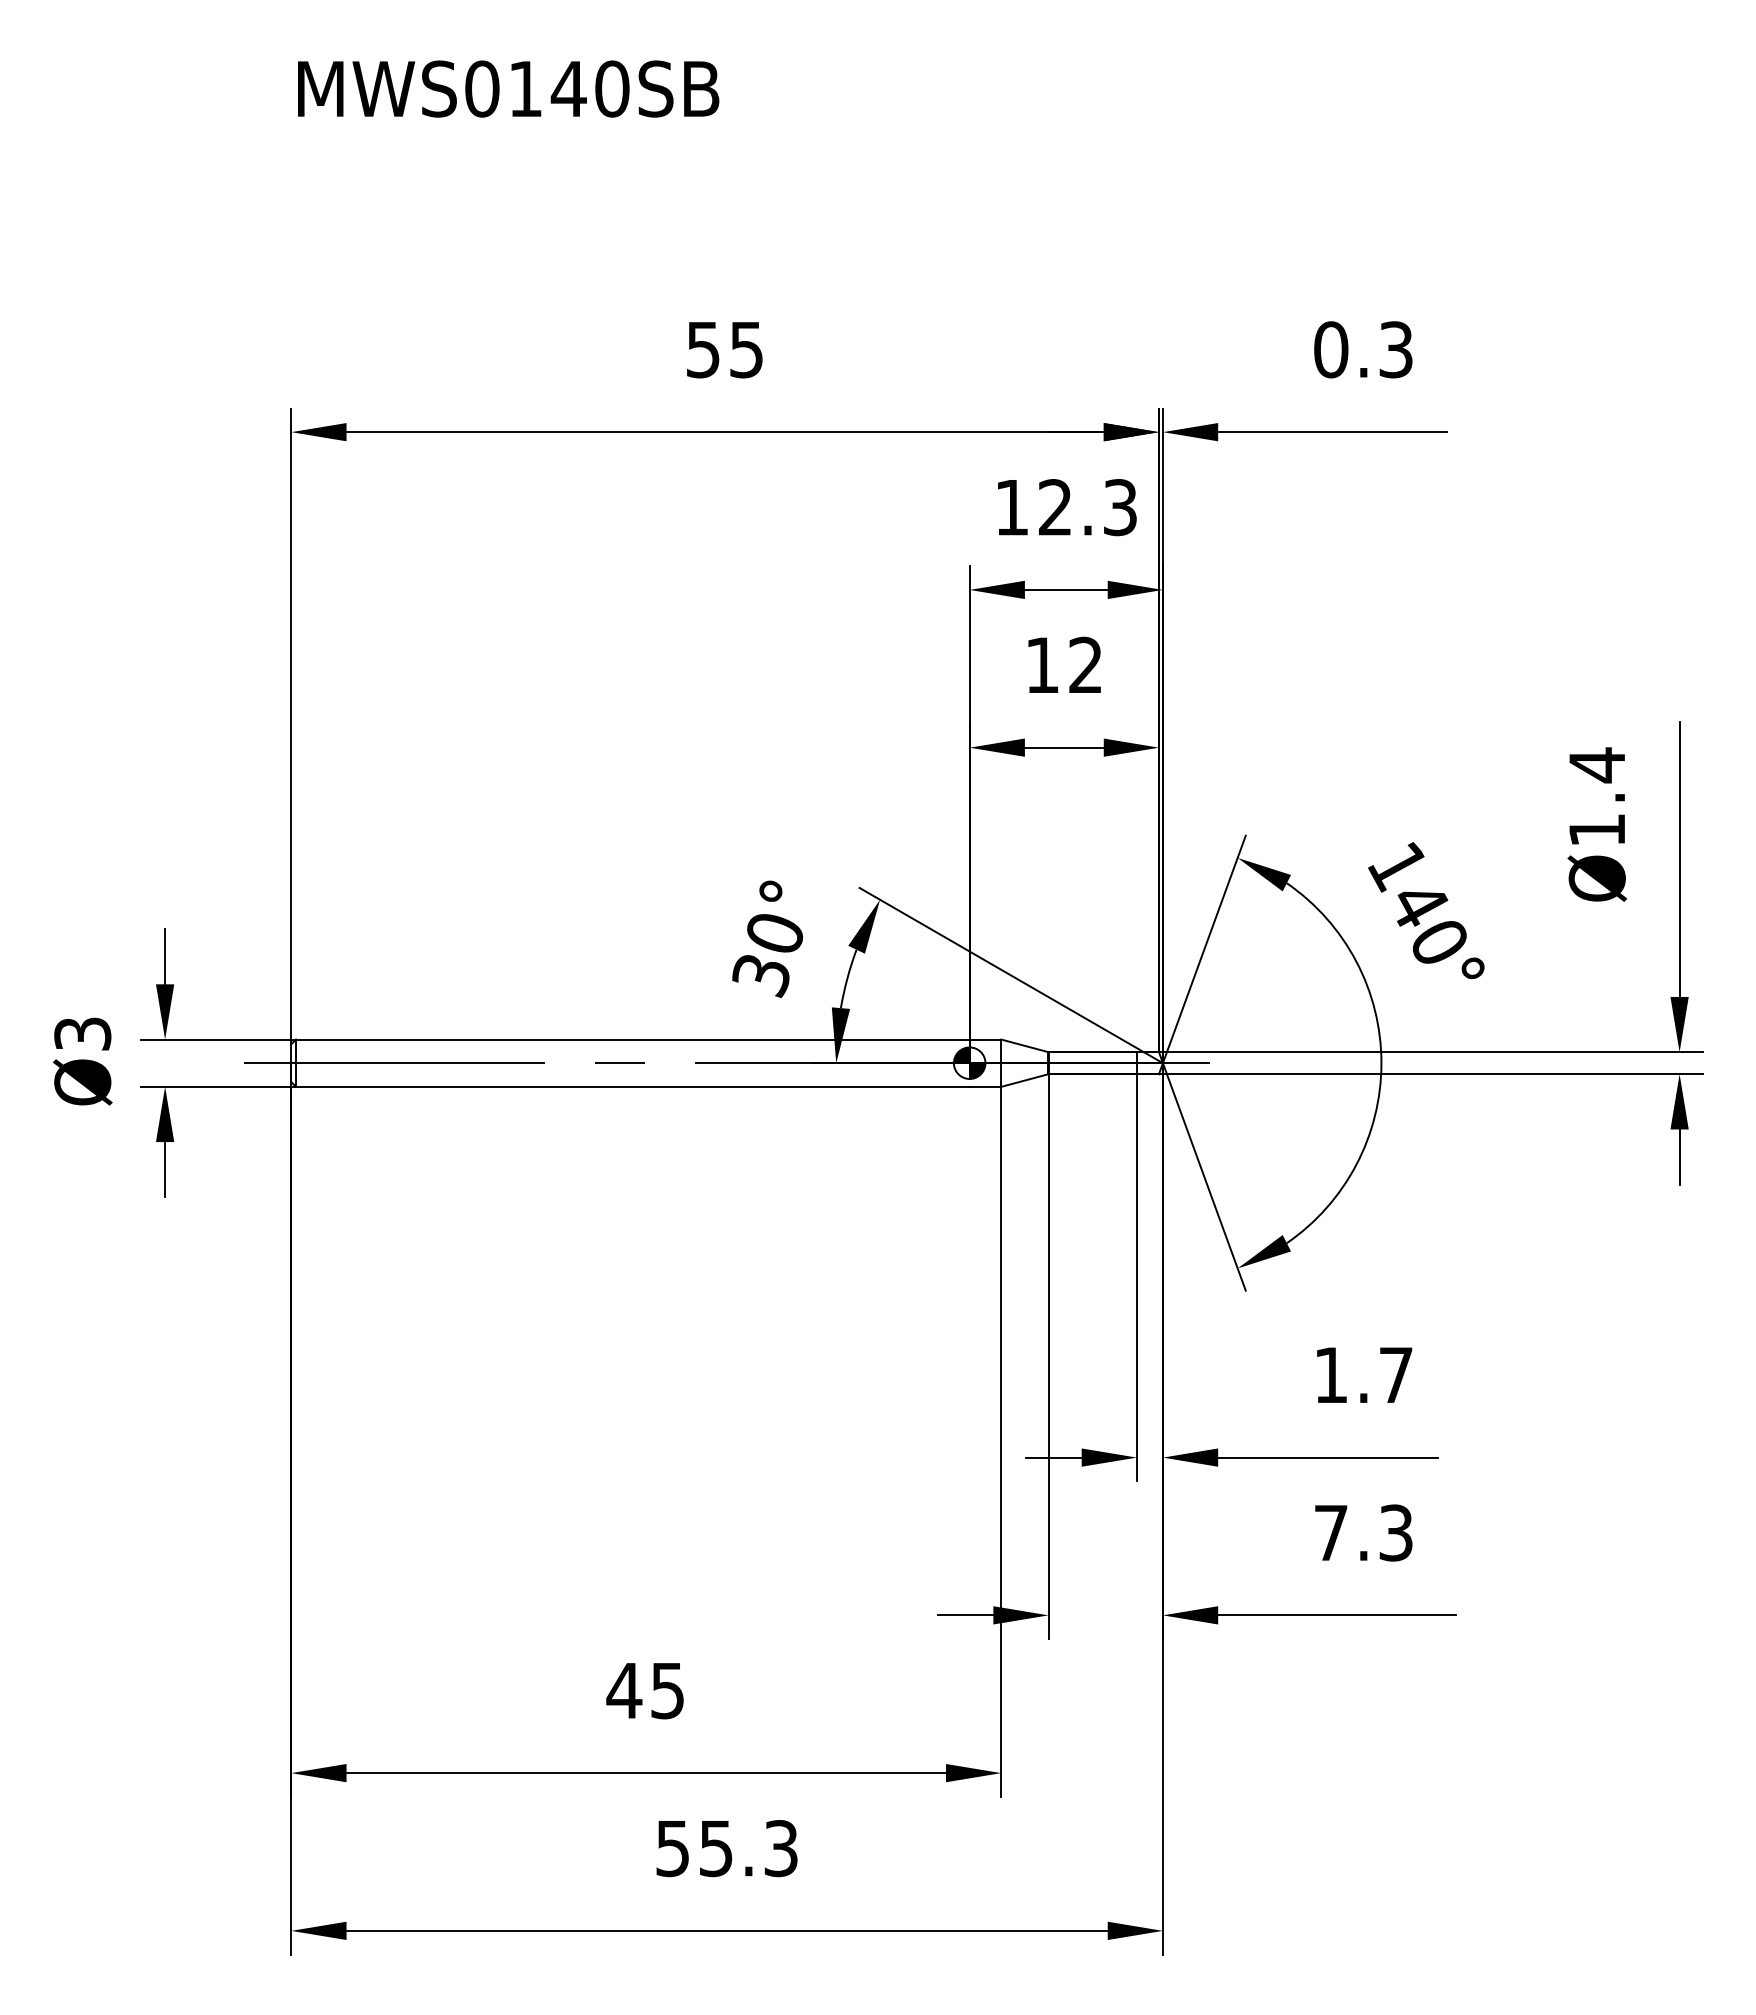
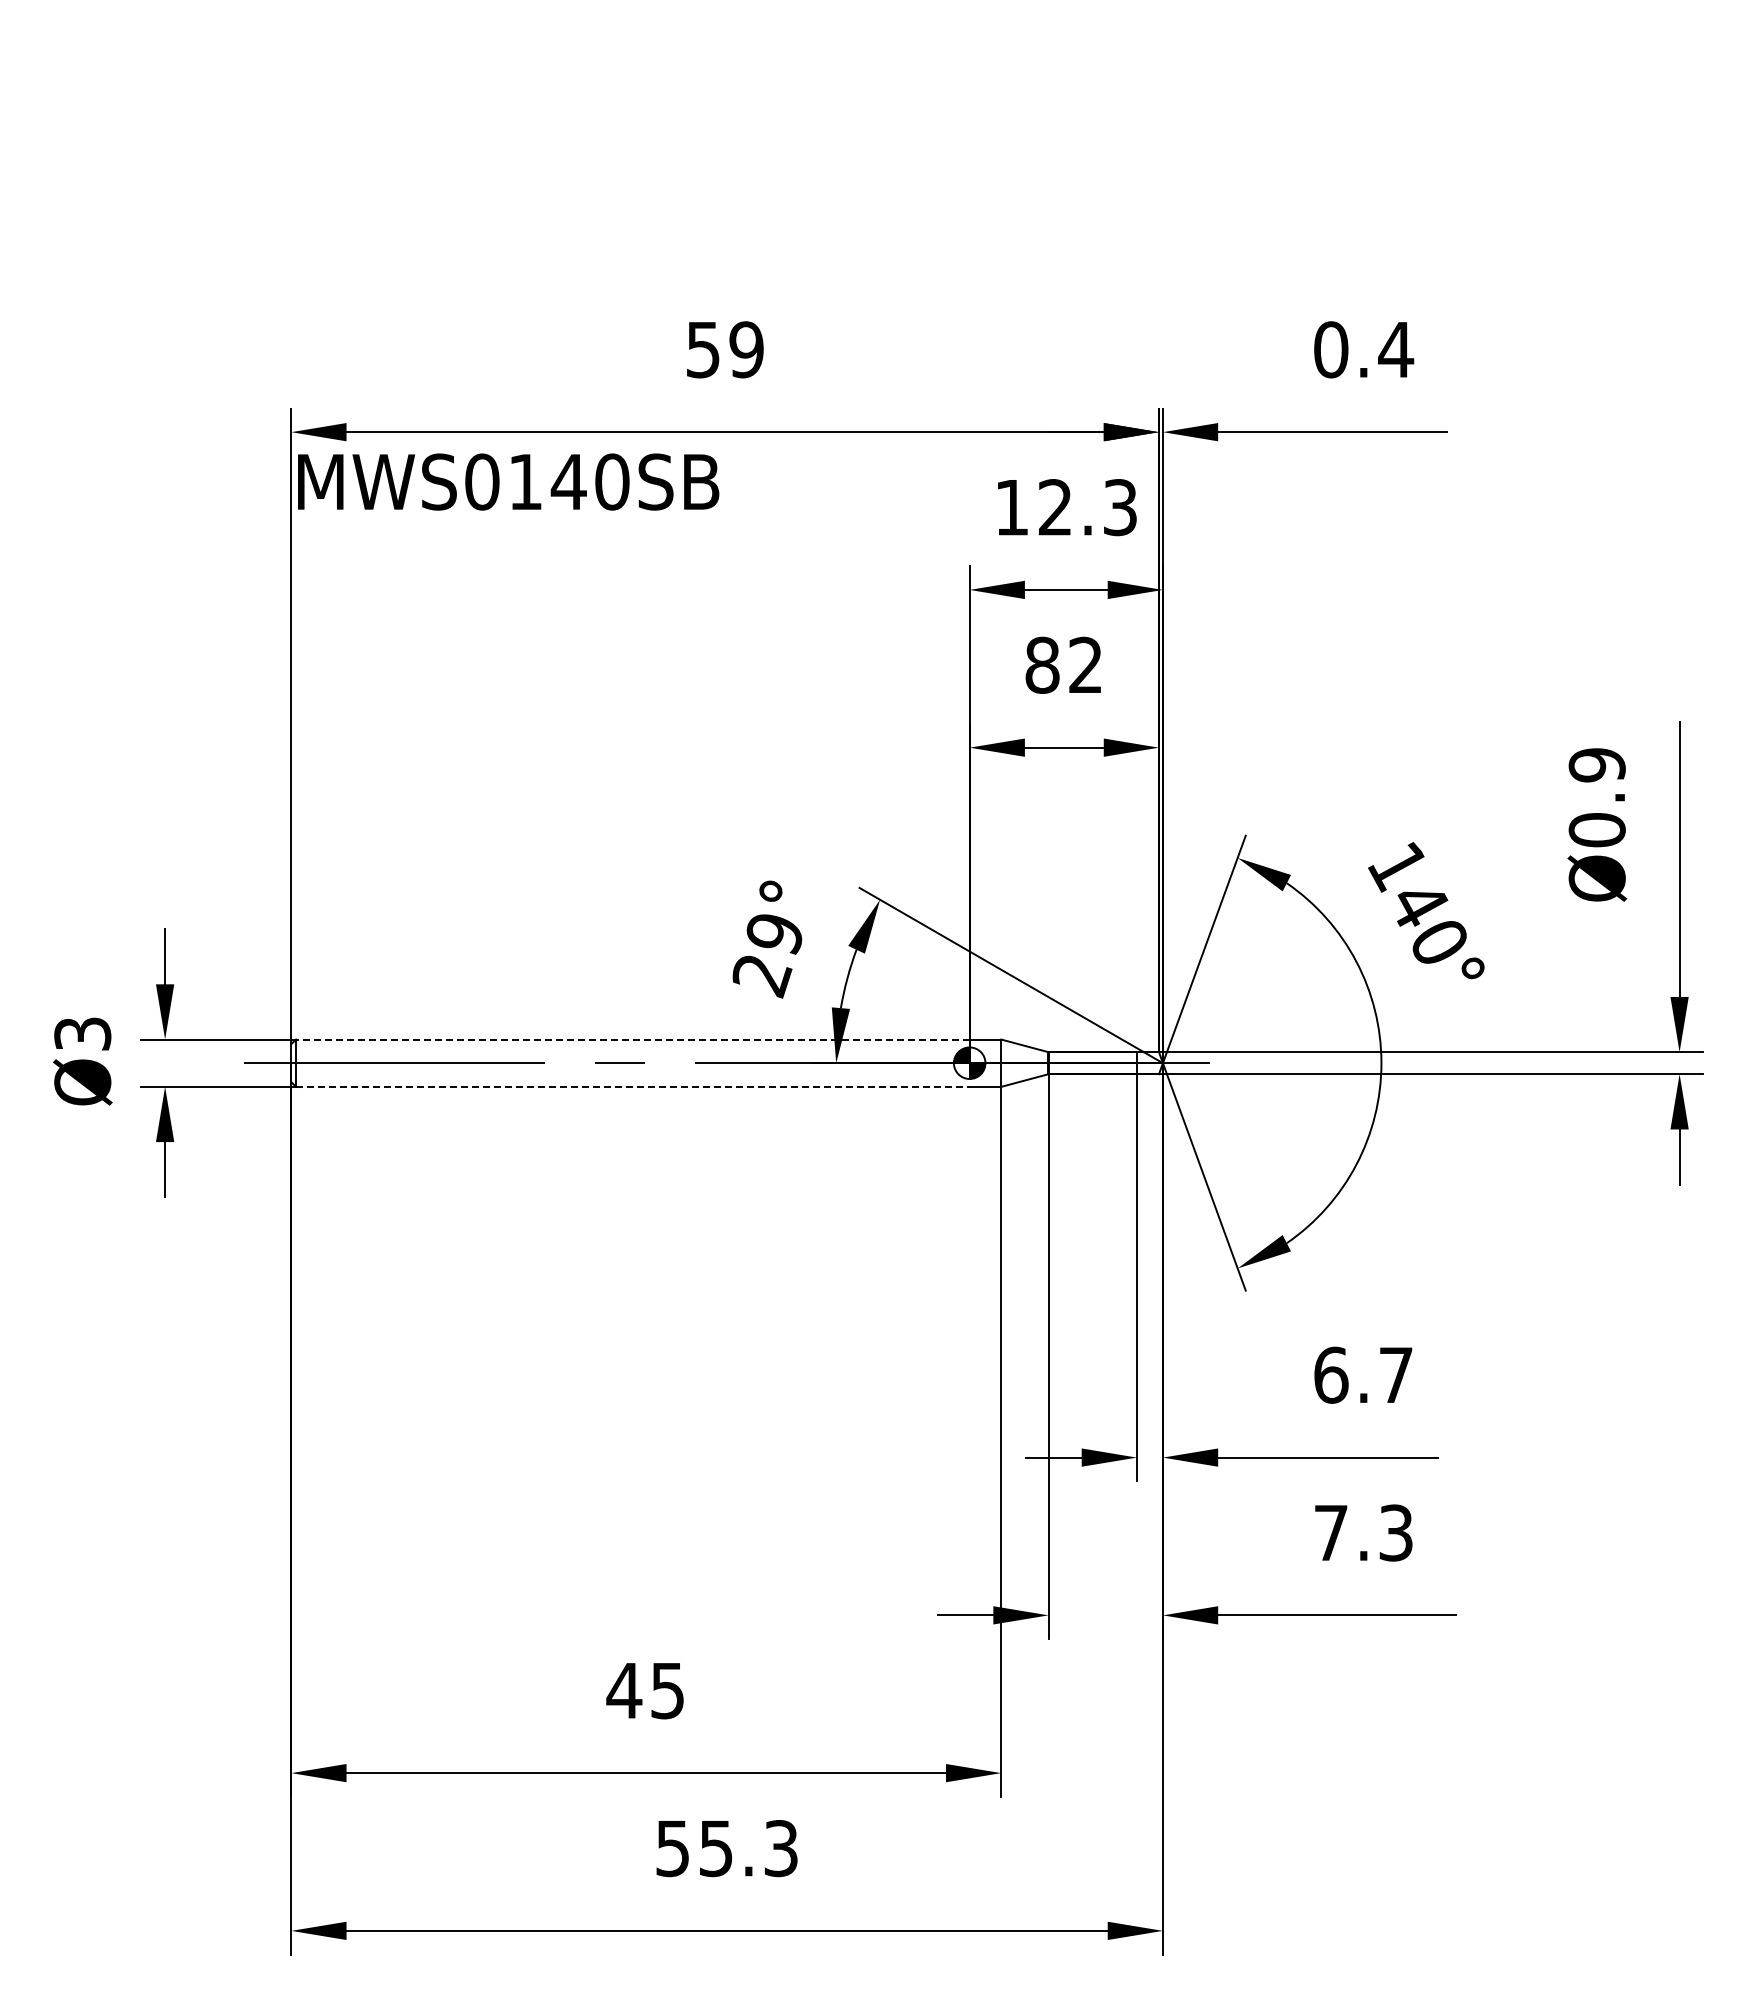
text position: (508, 88) -> (508, 481) (508, 481)
text: 55 -> 59 (746, 349)
text: 0.3 -> 0.4 (1396, 349)
text: 12 -> 82 (1042, 664)
text: Ø1.4 -> Ø0.9 (1596, 797)
text: 30° -> 29° (767, 956)
line: solid -> dashed (632, 1039)
line: solid -> dashed (632, 1086)
text: 1.7 -> 6.7 (1331, 1374)
